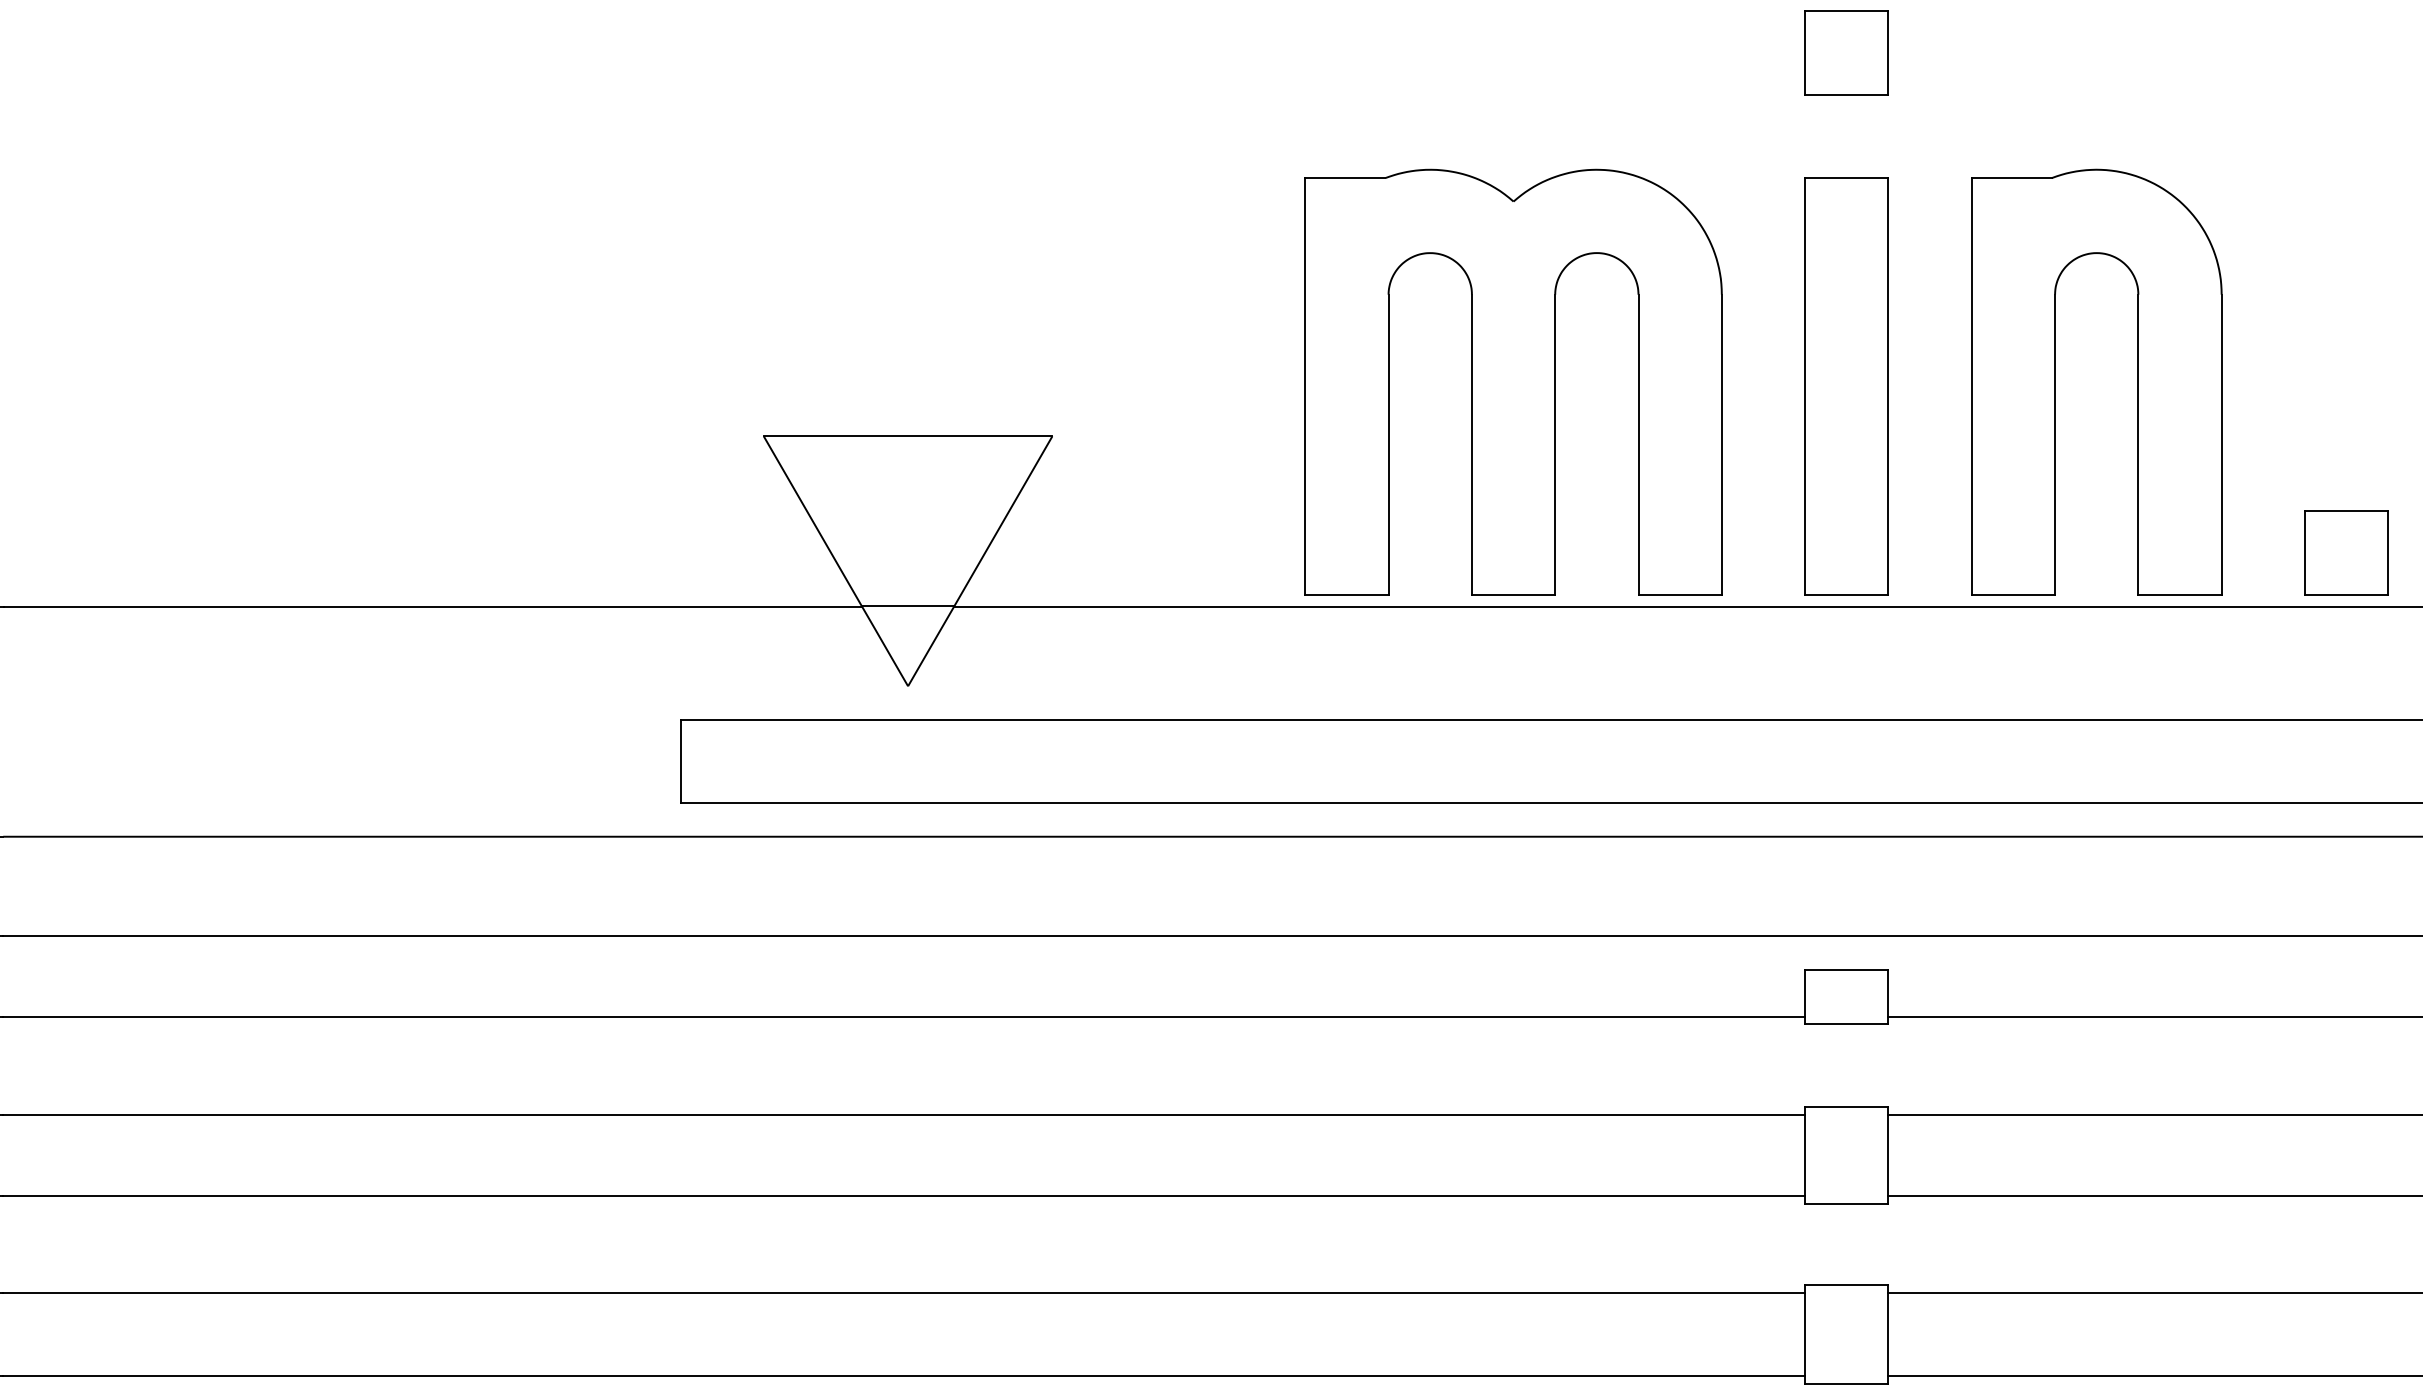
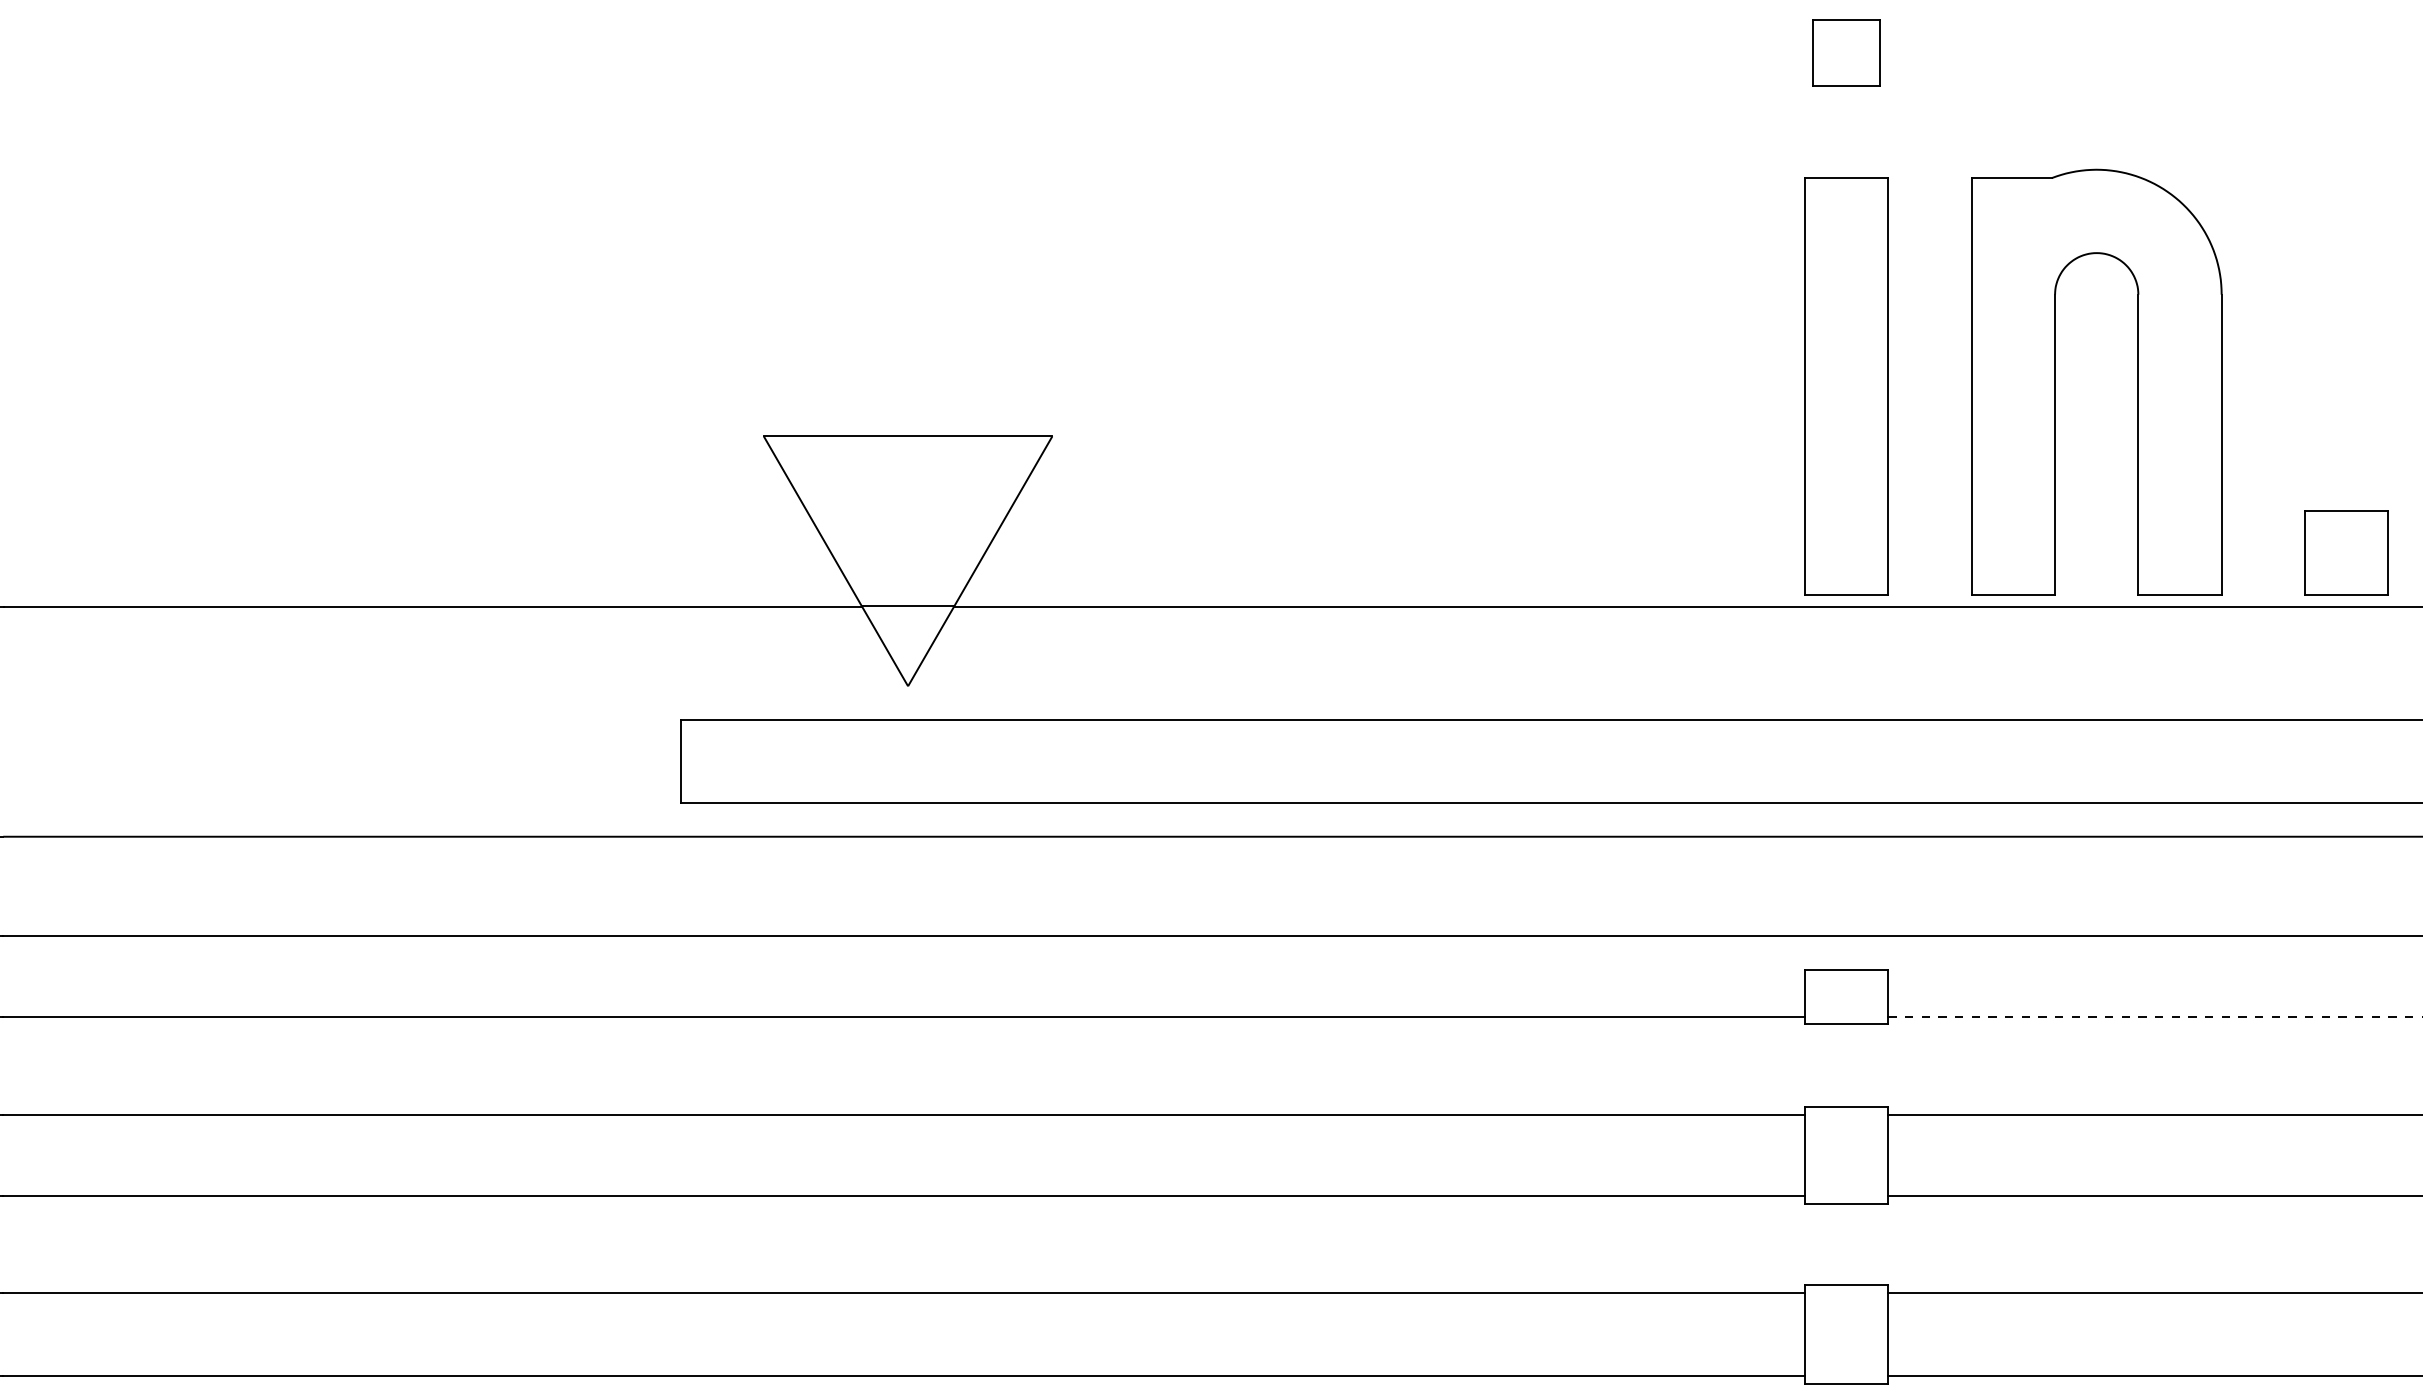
part size: 85x86 px -> 69x68 px (1846, 52)
part: present -> none (1513, 381)
line: solid -> dashed (2155, 1016)
